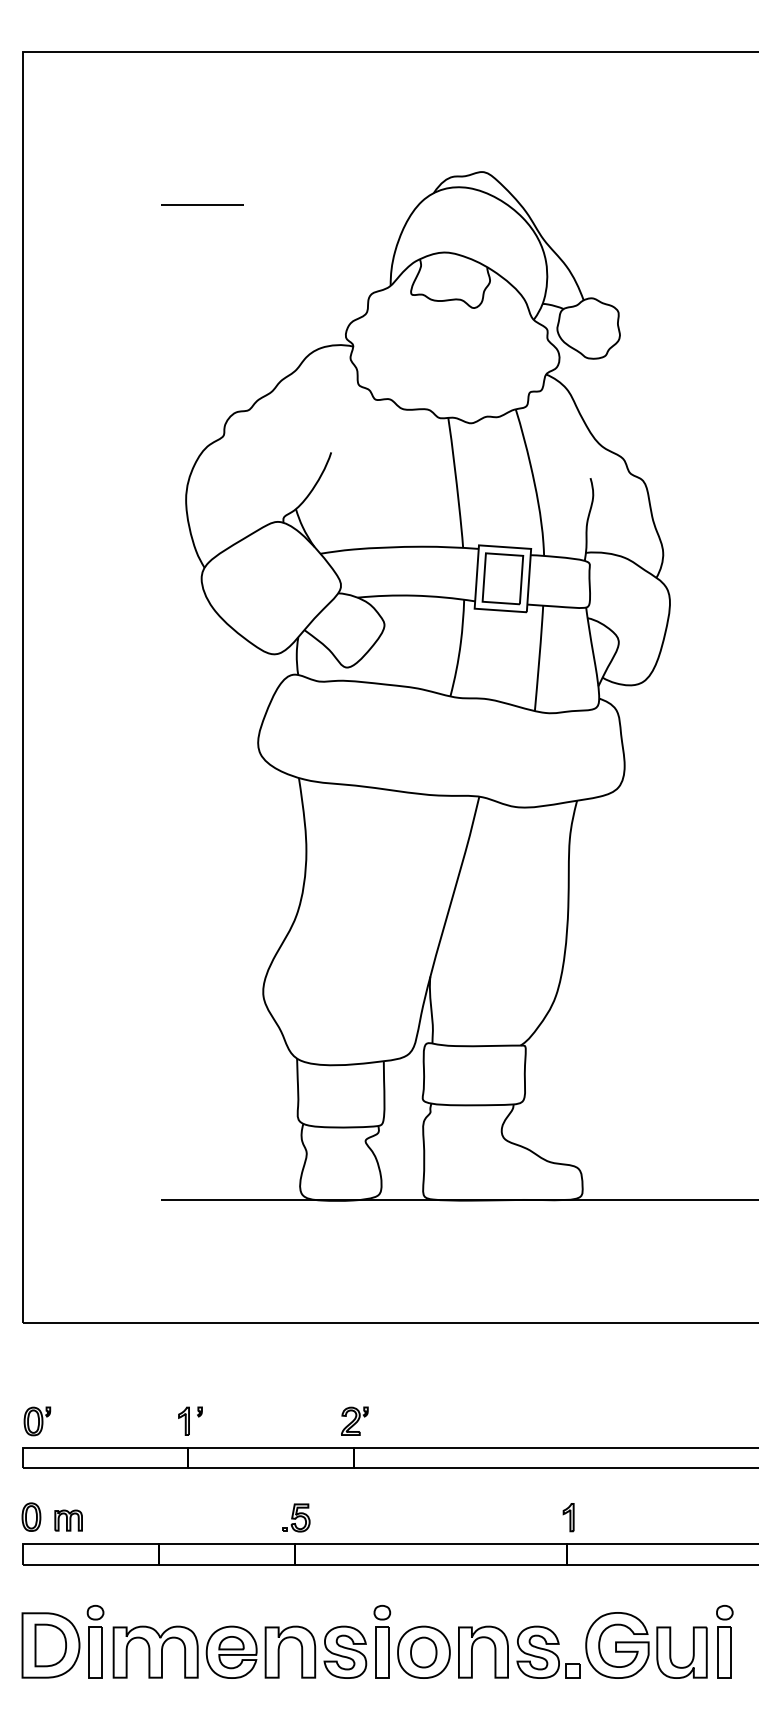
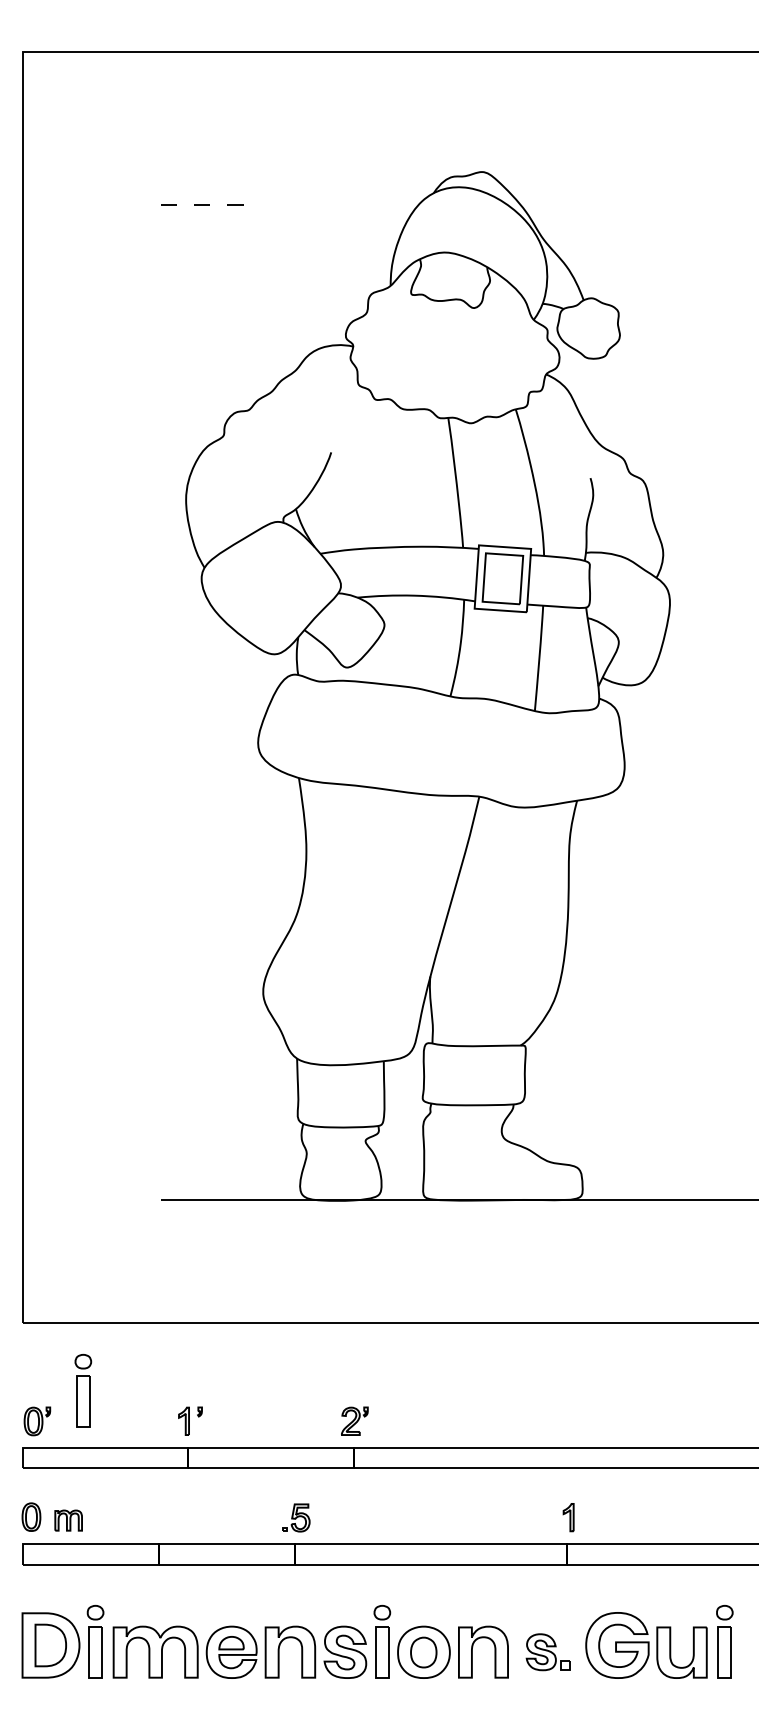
line: solid -> dashed (202, 205)
part: none -> present (83, 1390)
part size: 65x54 px -> 46x39 px (547, 1652)
